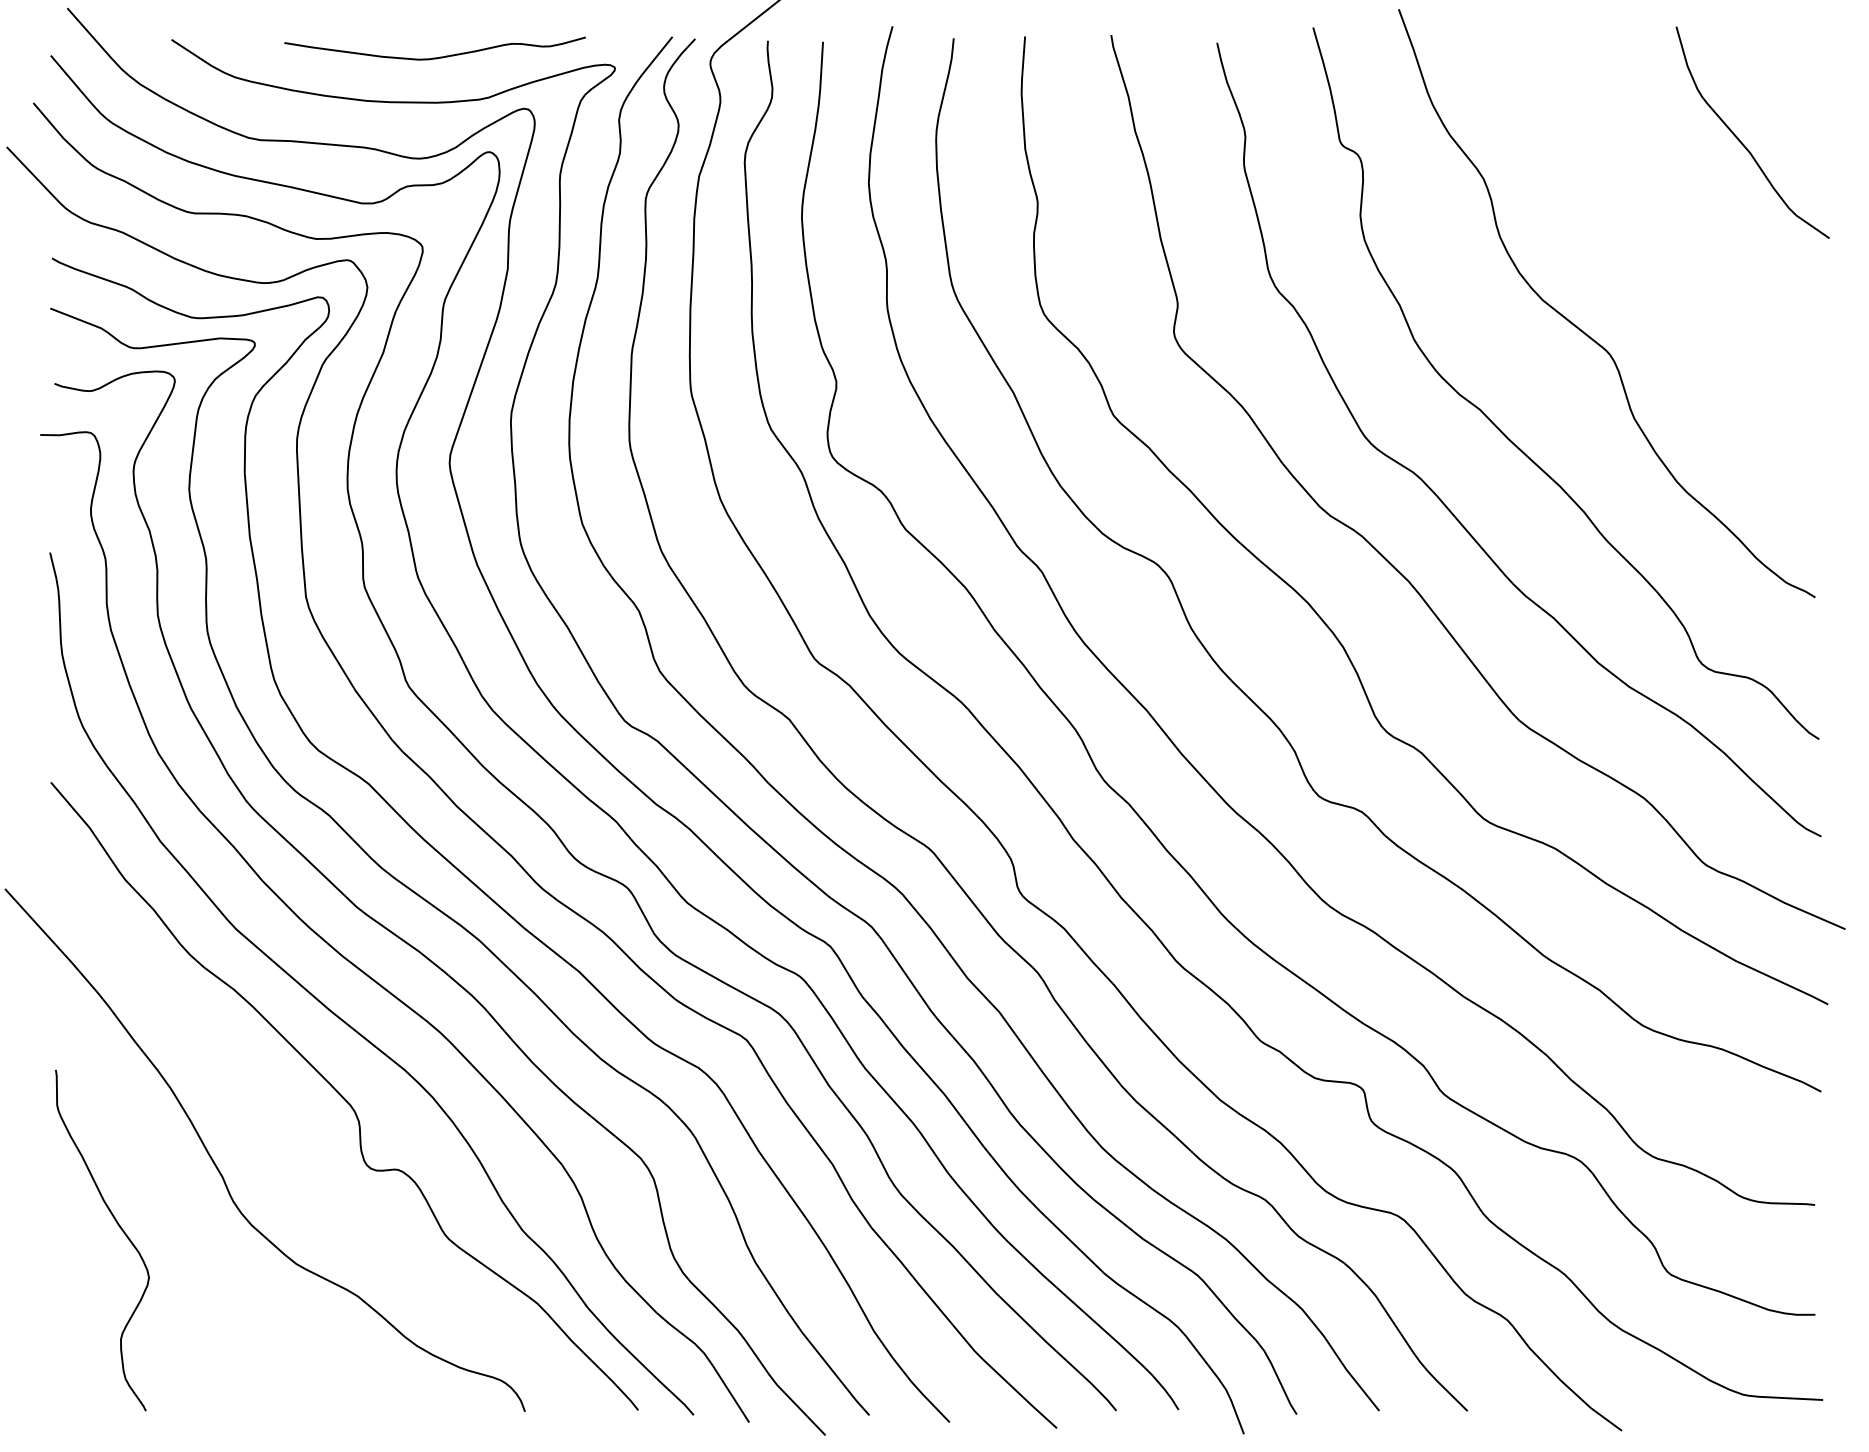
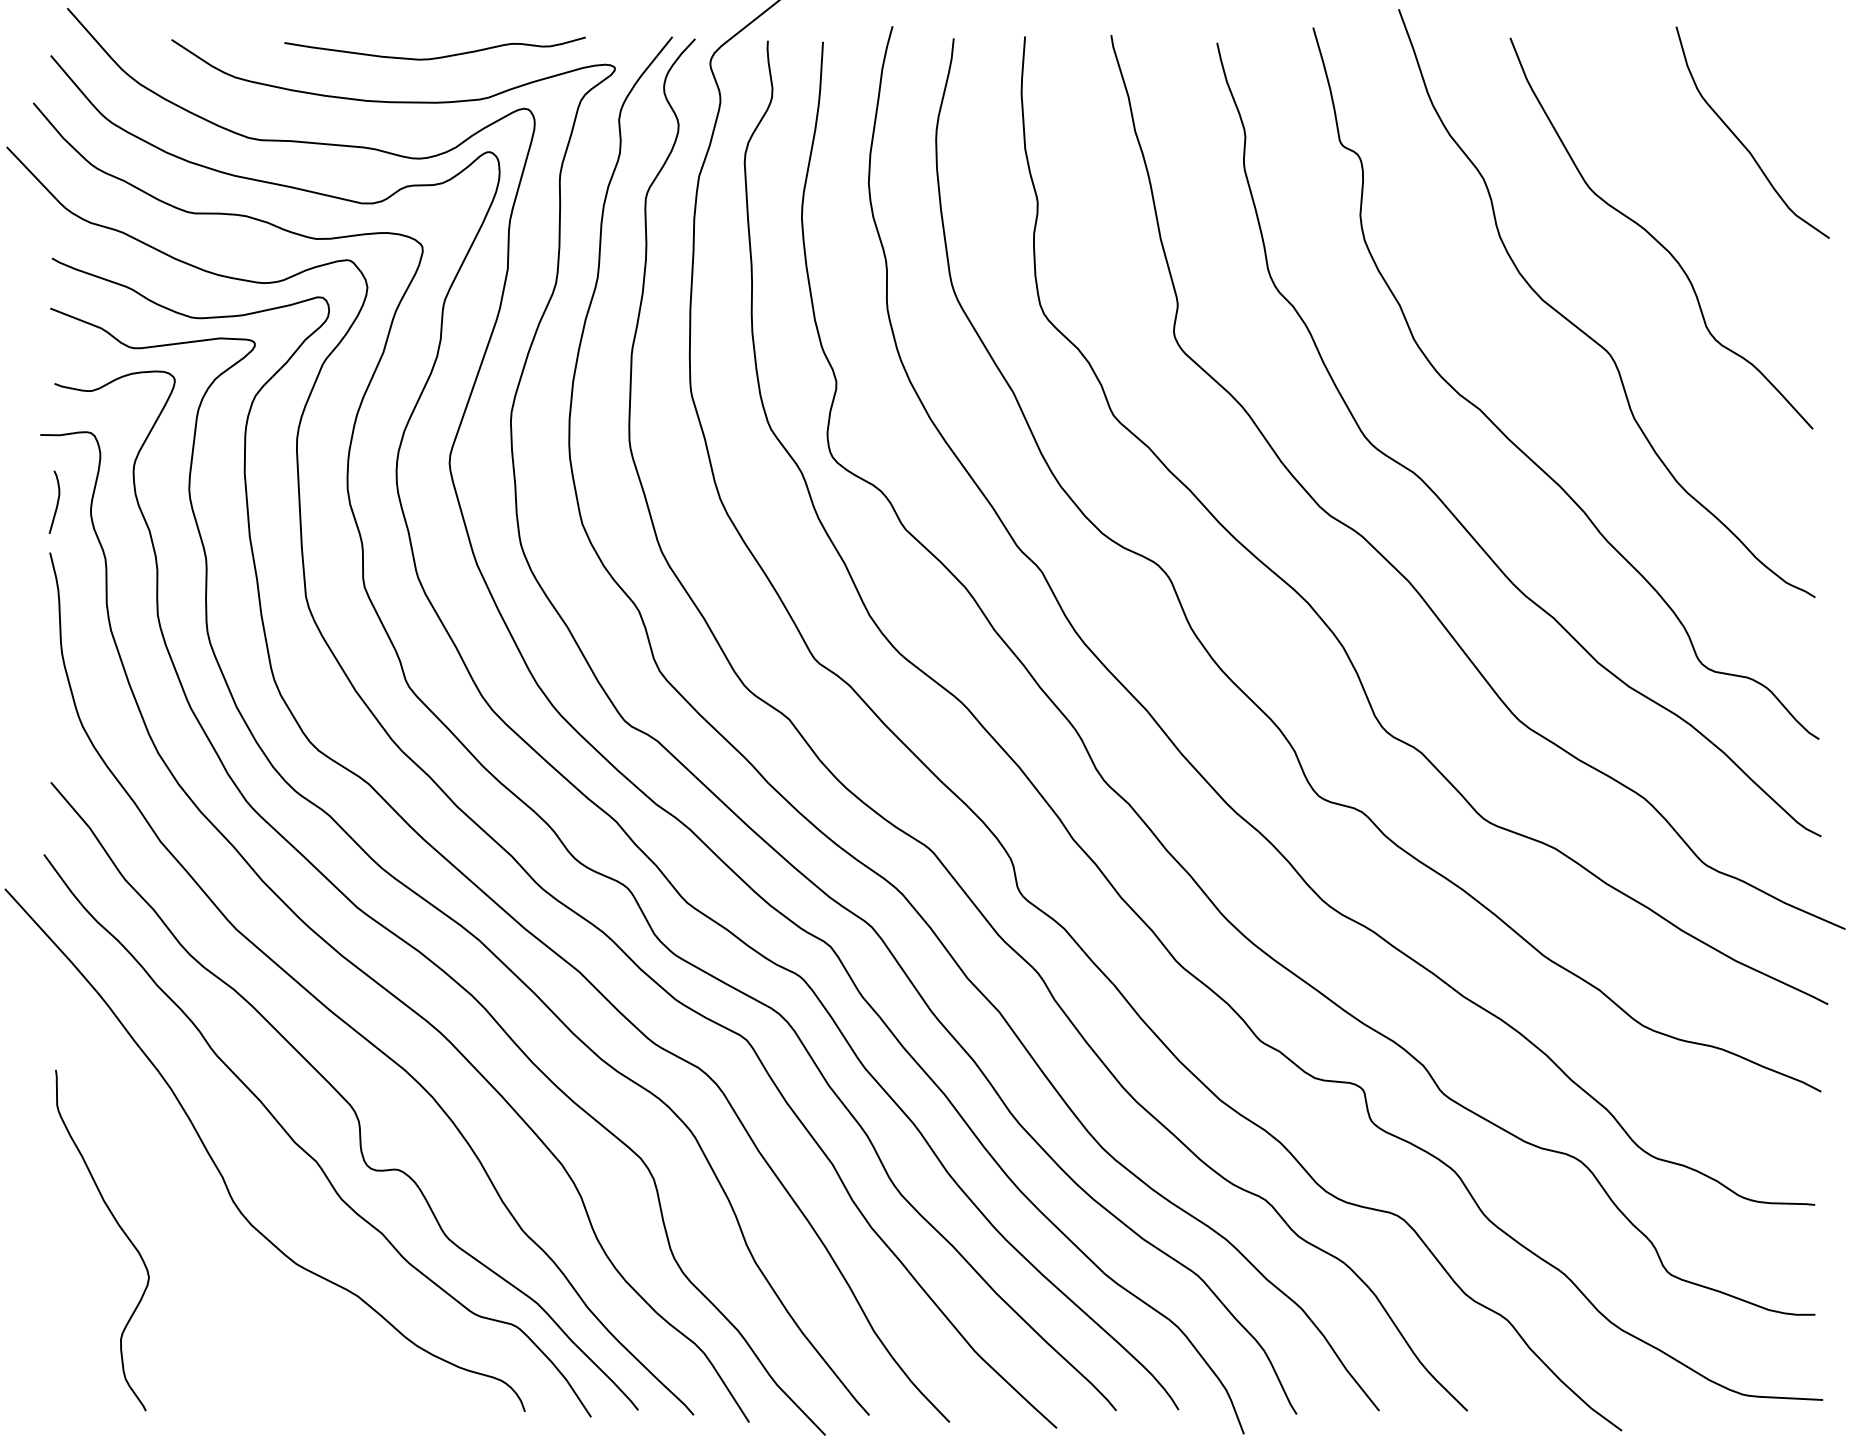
curve: none -> present (1658, 240)
curve: none -> present (56, 503)
curve: none -> present (303, 1148)
